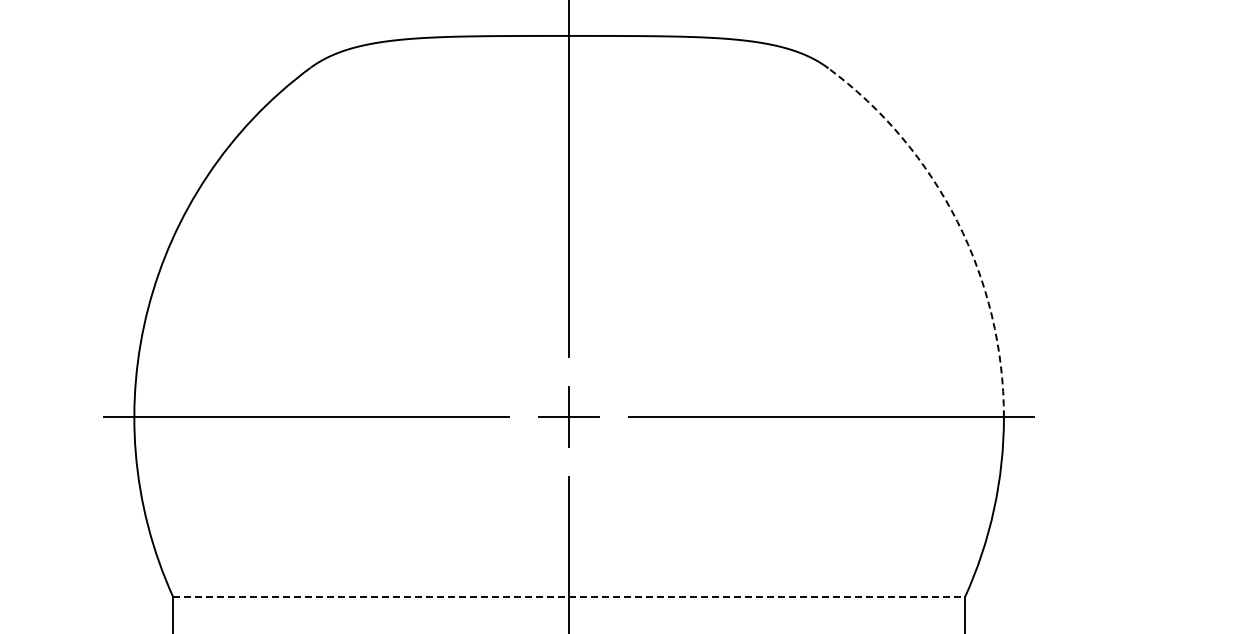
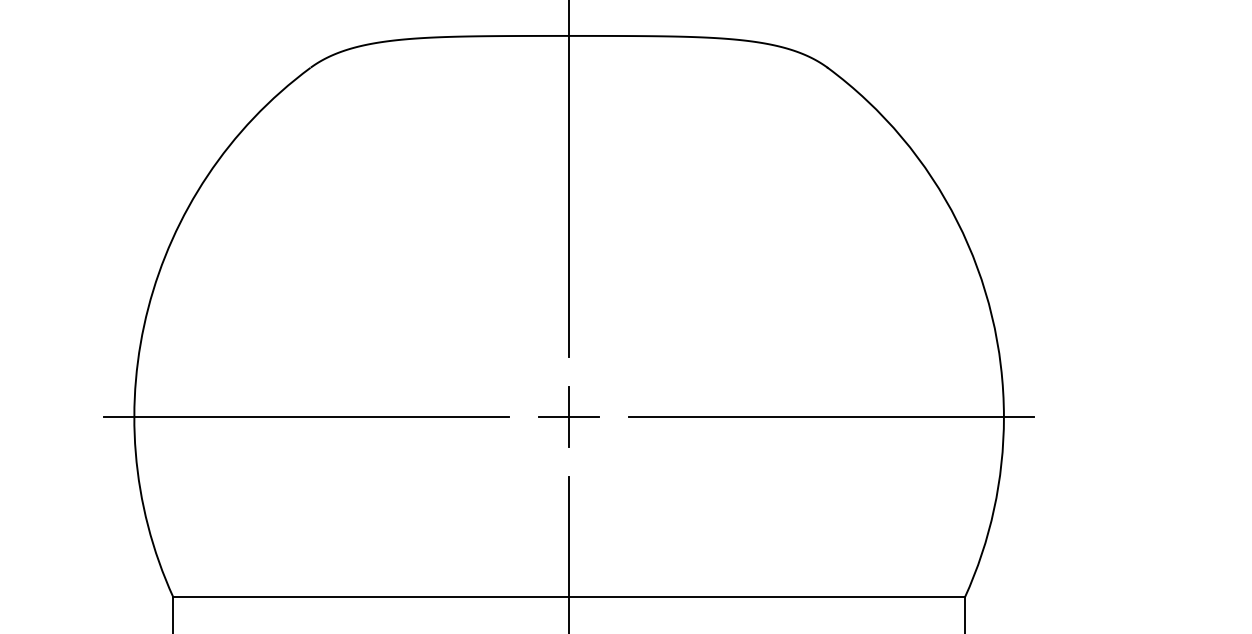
arc: dashed -> solid (957, 221)
line: dashed -> solid (569, 597)
